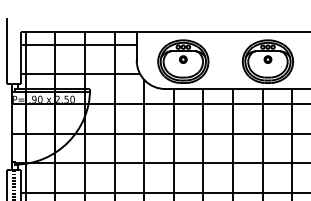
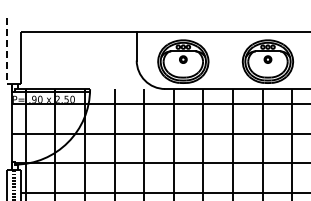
line: solid -> dashed (6, 51)
hatch: present -> none (82, 60)
